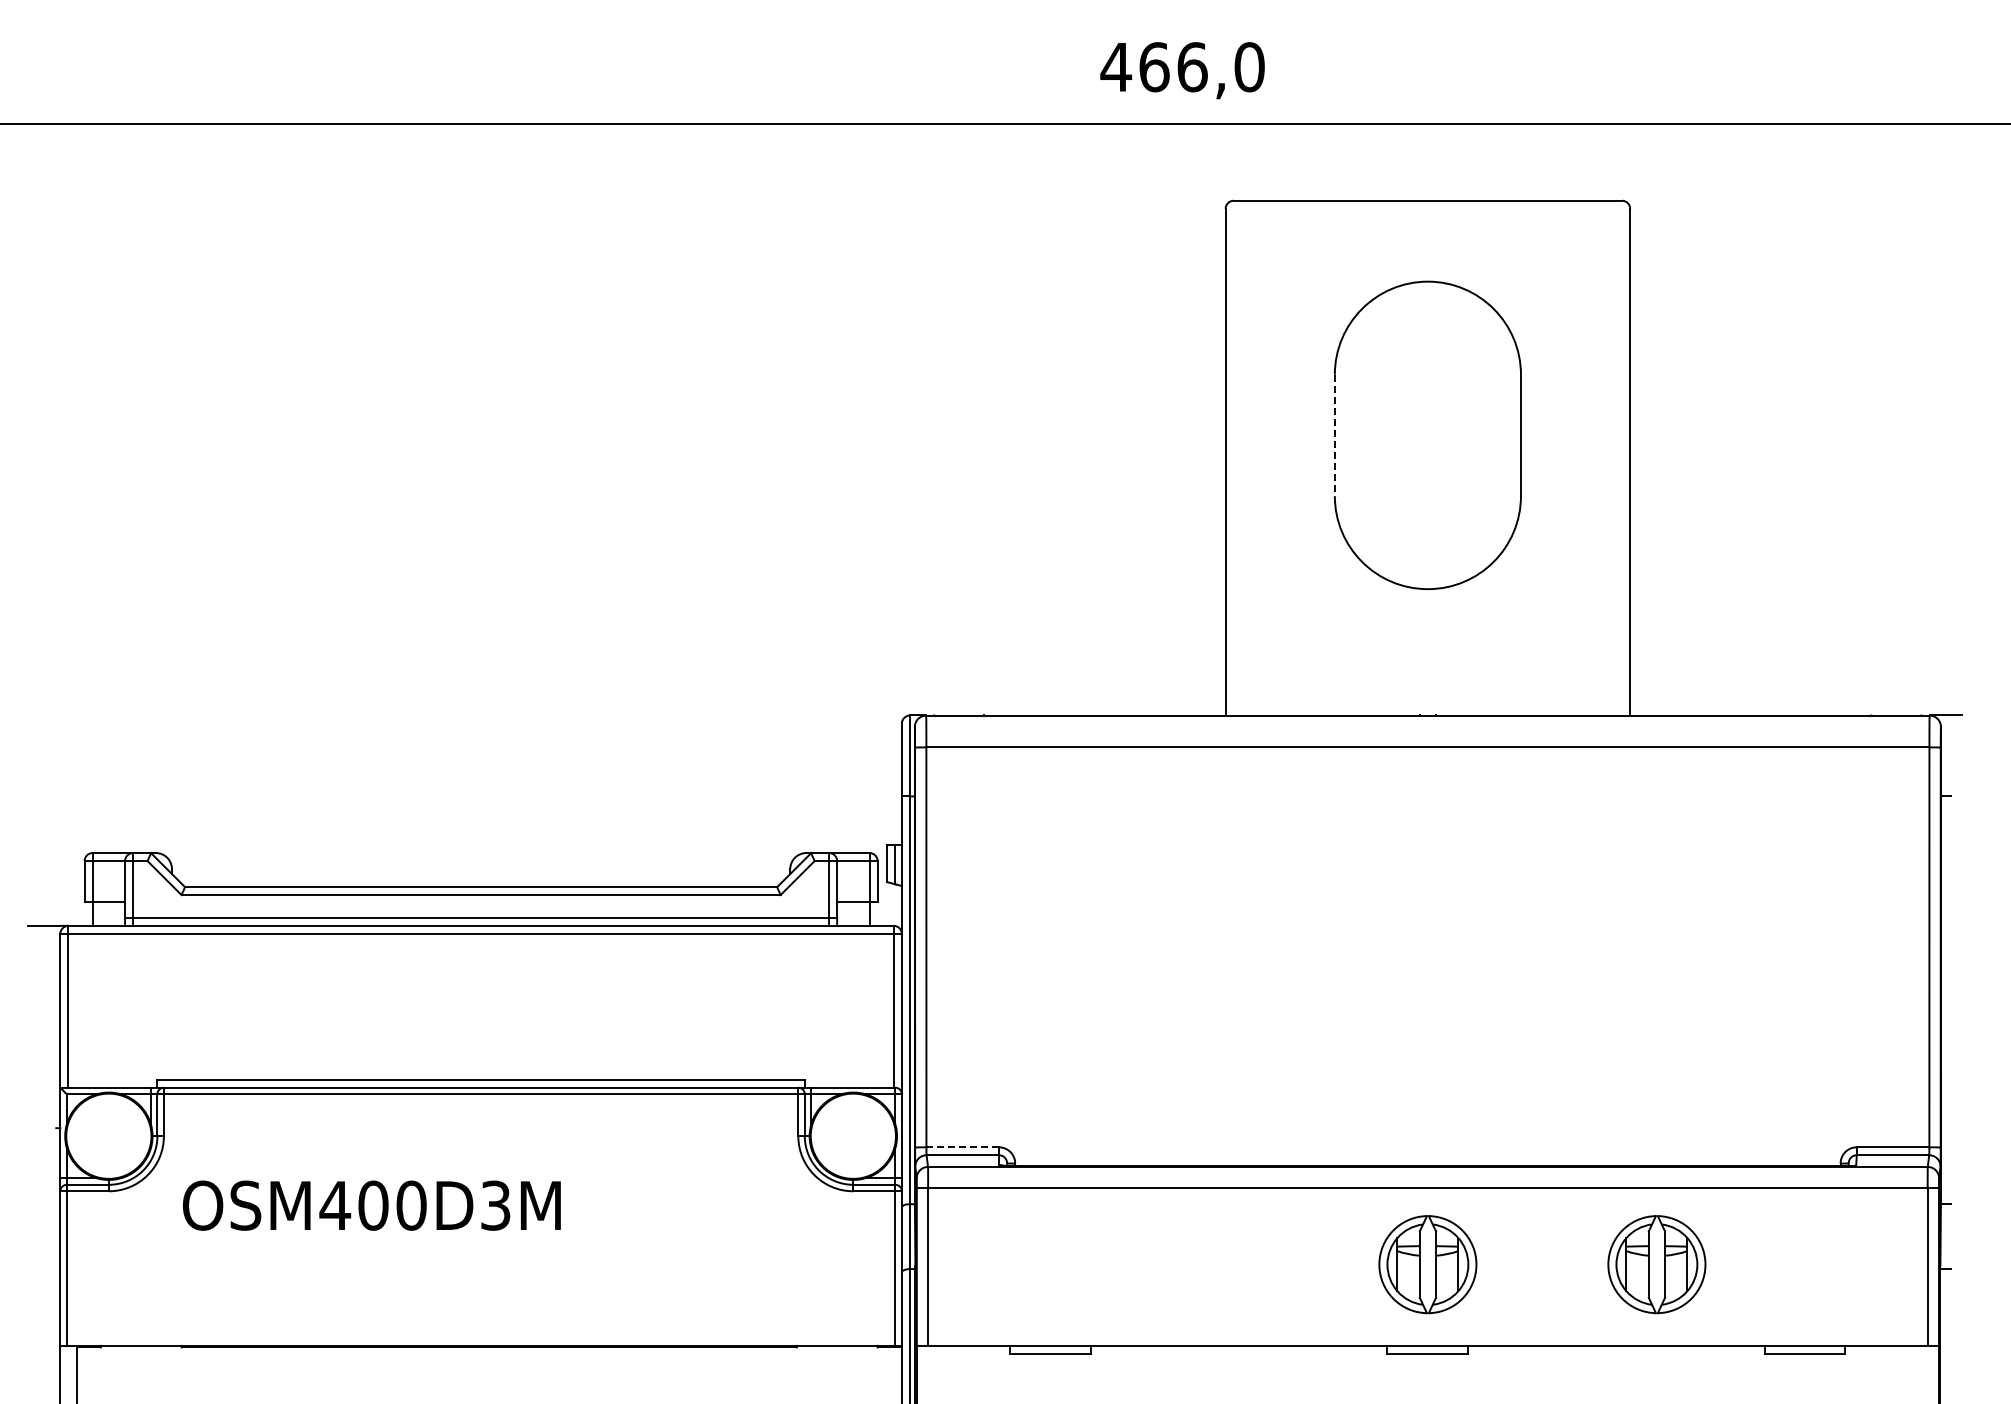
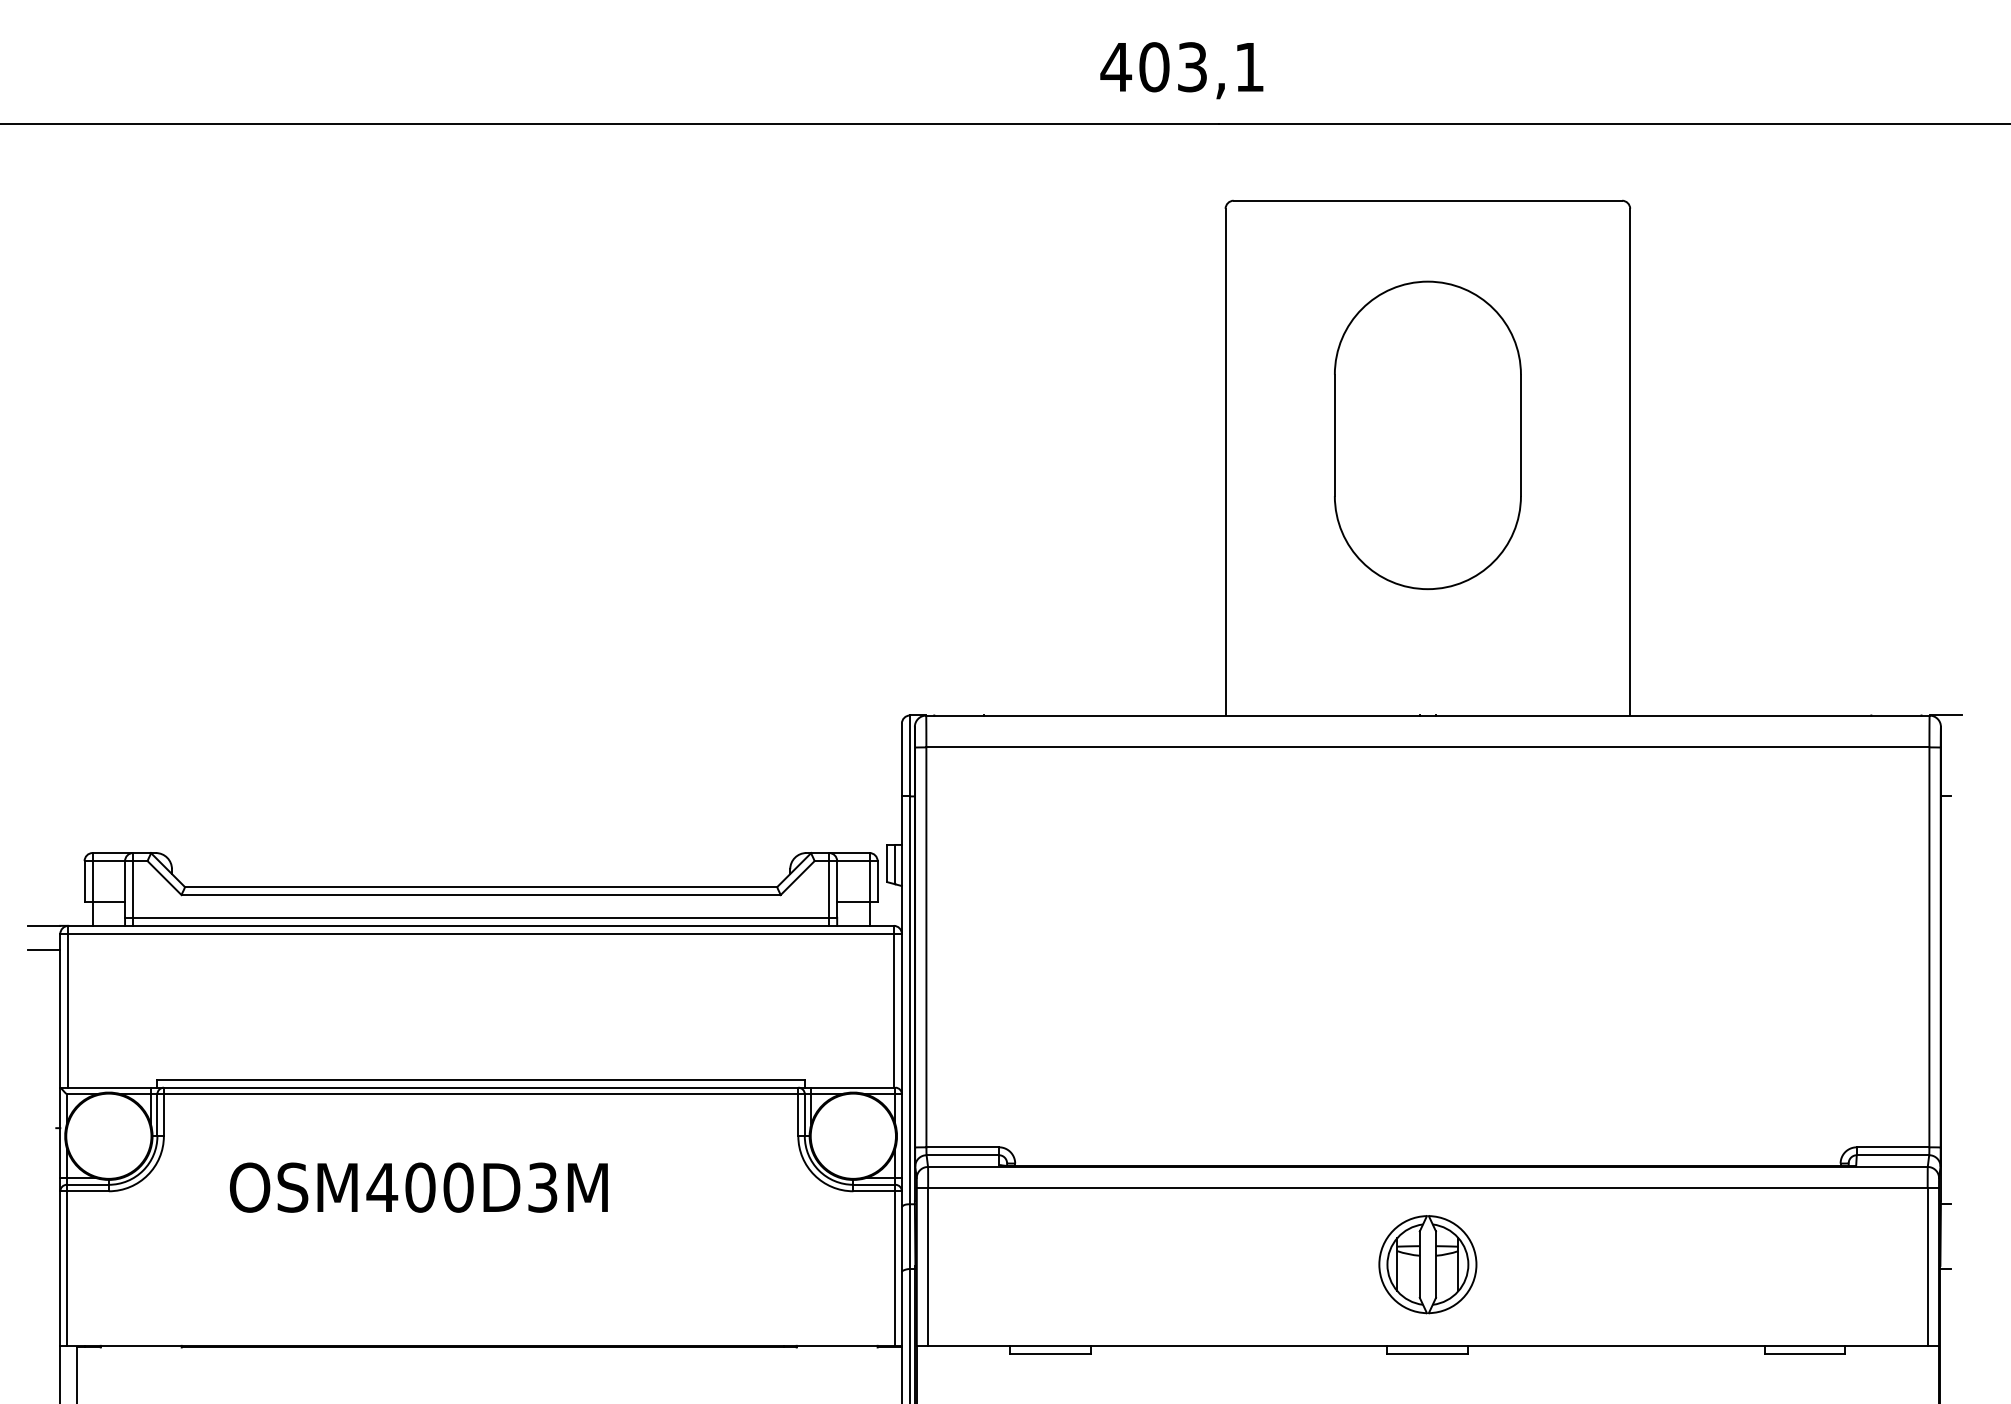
text: 466,0 -> 403,1 (1201, 67)
line: dashed -> solid (1334, 435)
line: none -> present (43, 950)
line: dashed -> solid (963, 1147)
text position: (371, 1205) -> (418, 1187) (418, 1187)
part: present -> none (1656, 1264)
